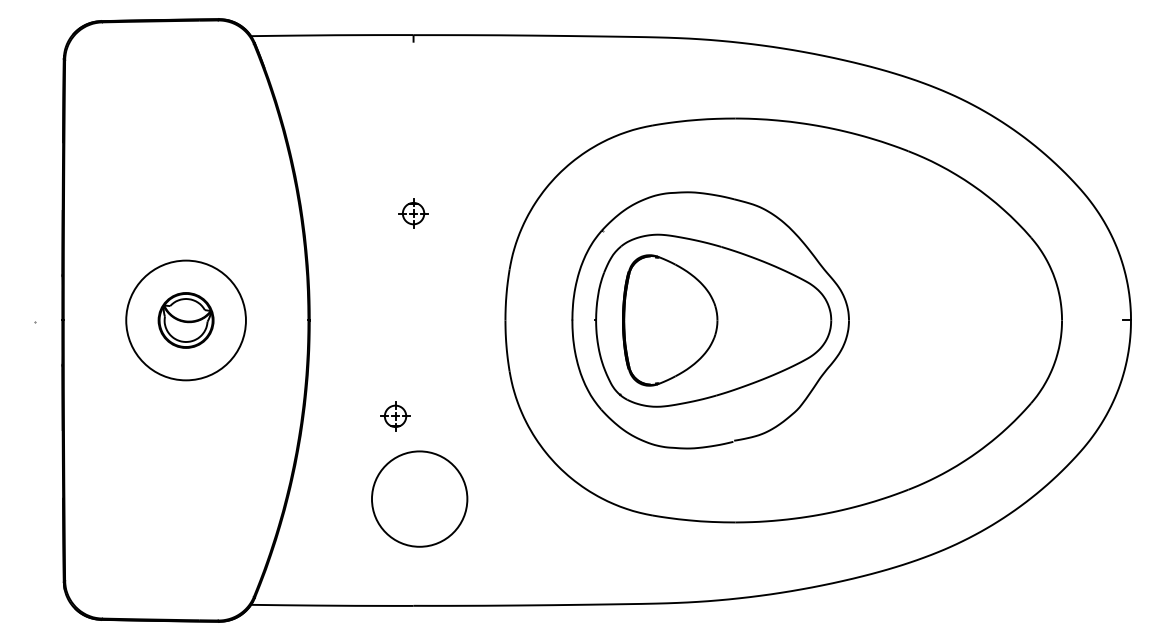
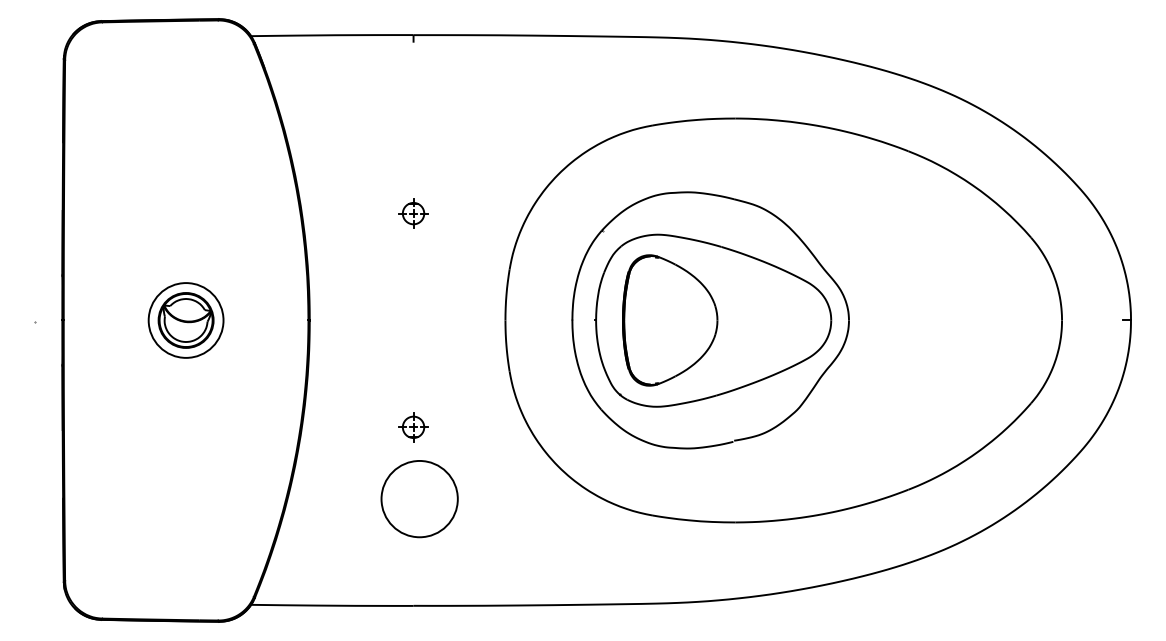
circle diameter: 120 px -> 75 px (185, 320)
part position: (395, 416) -> (413, 427) (413, 427)
circle diameter: 95 px -> 76 px (419, 498)
